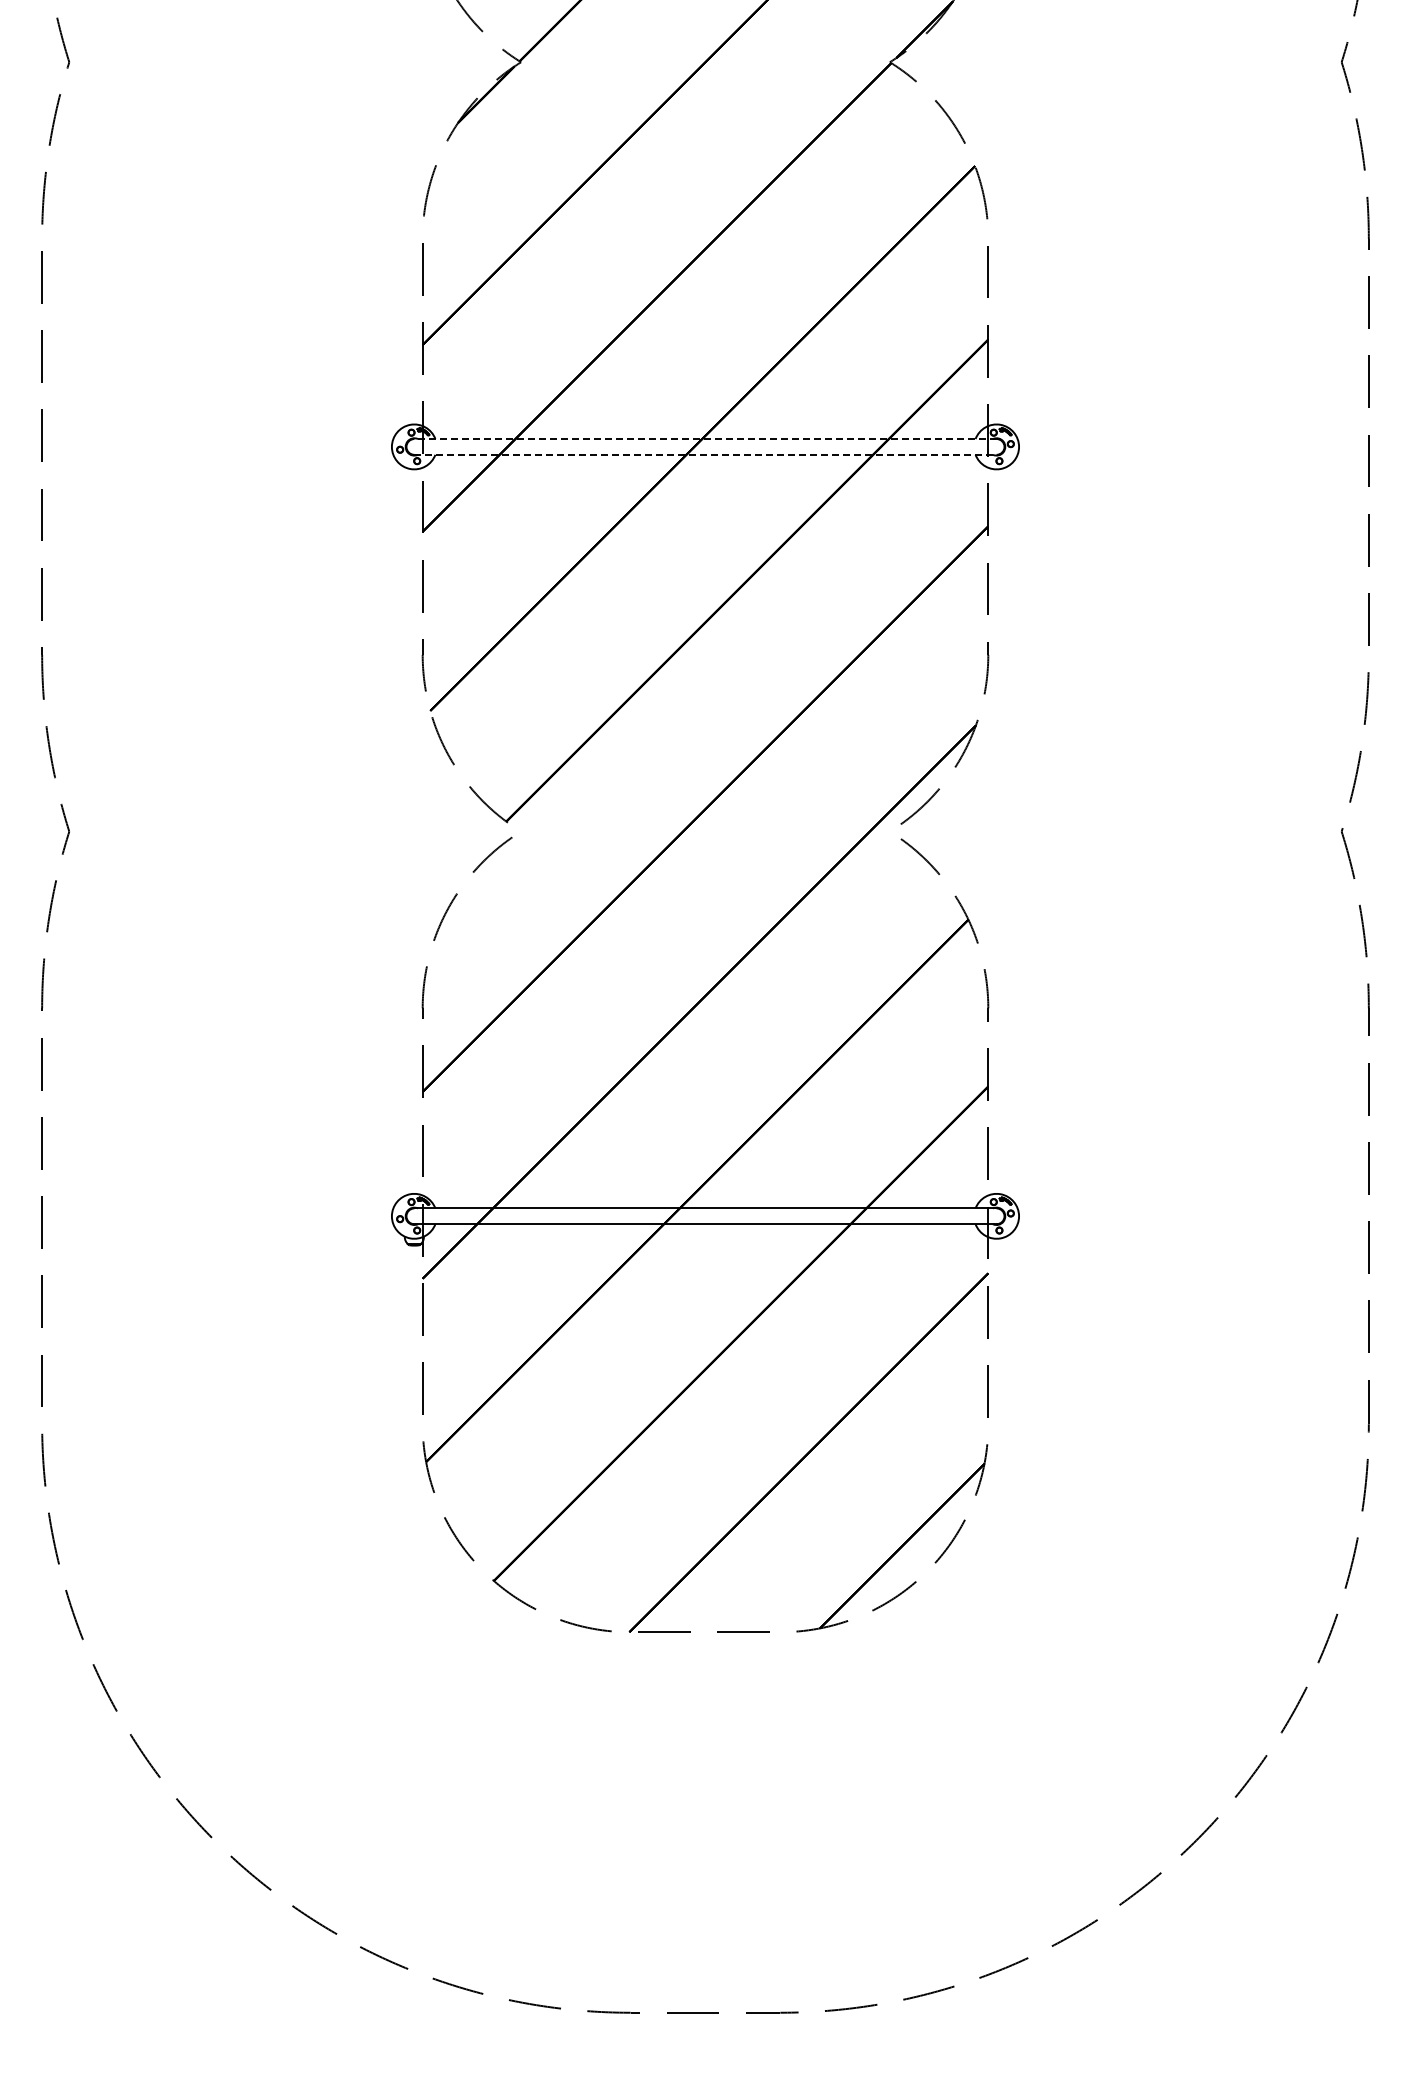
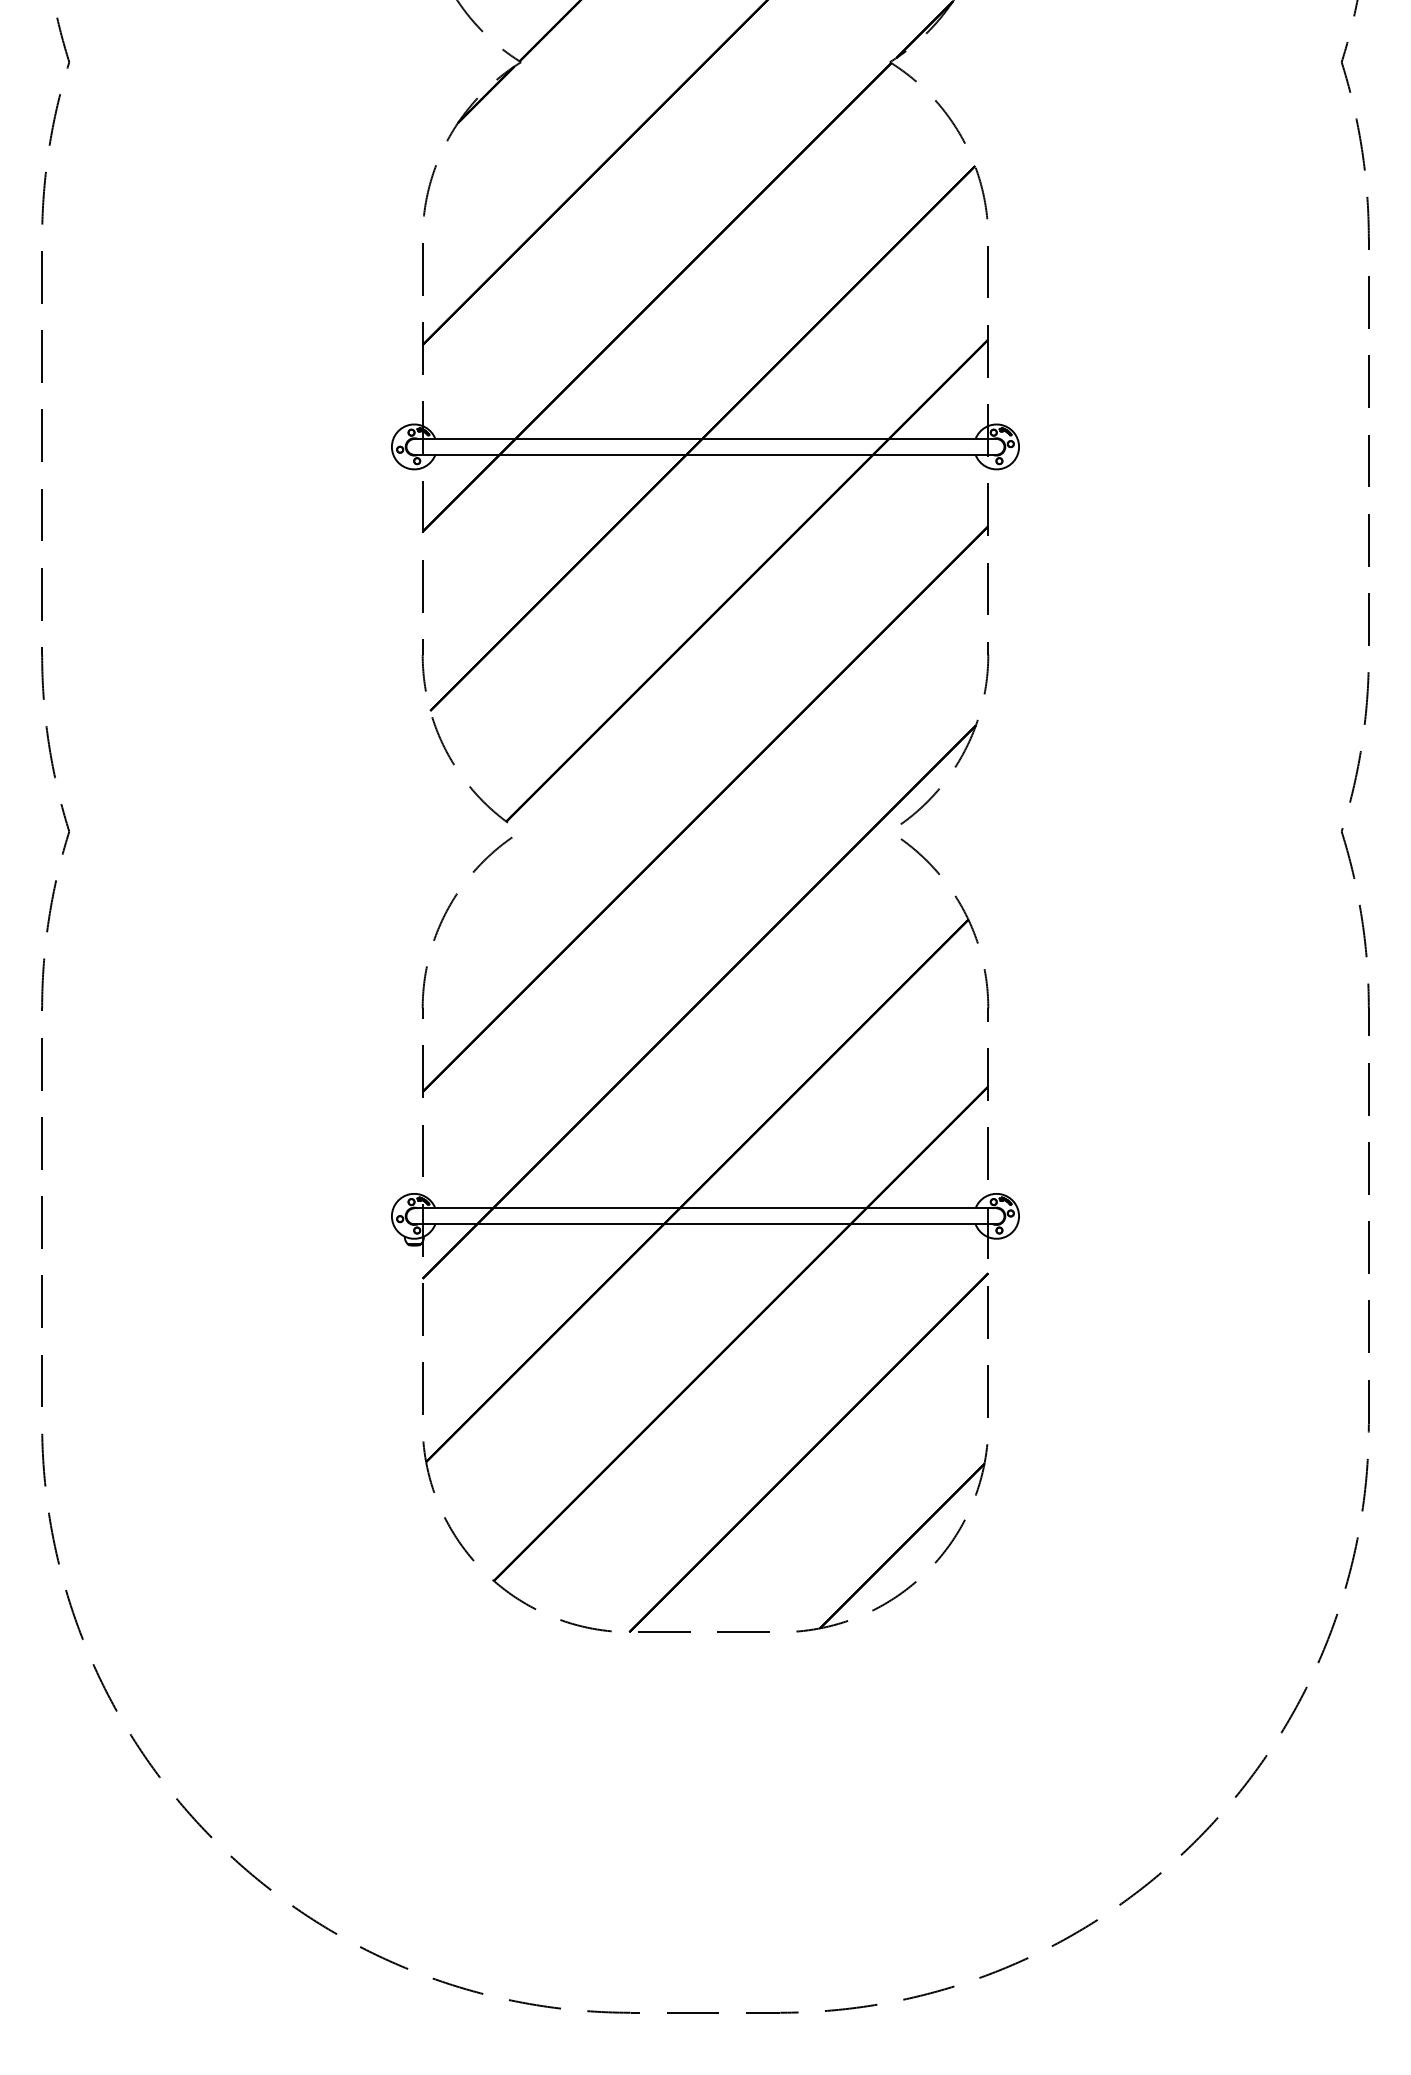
line: dashed -> solid (705, 439)
line: dashed -> solid (705, 454)
